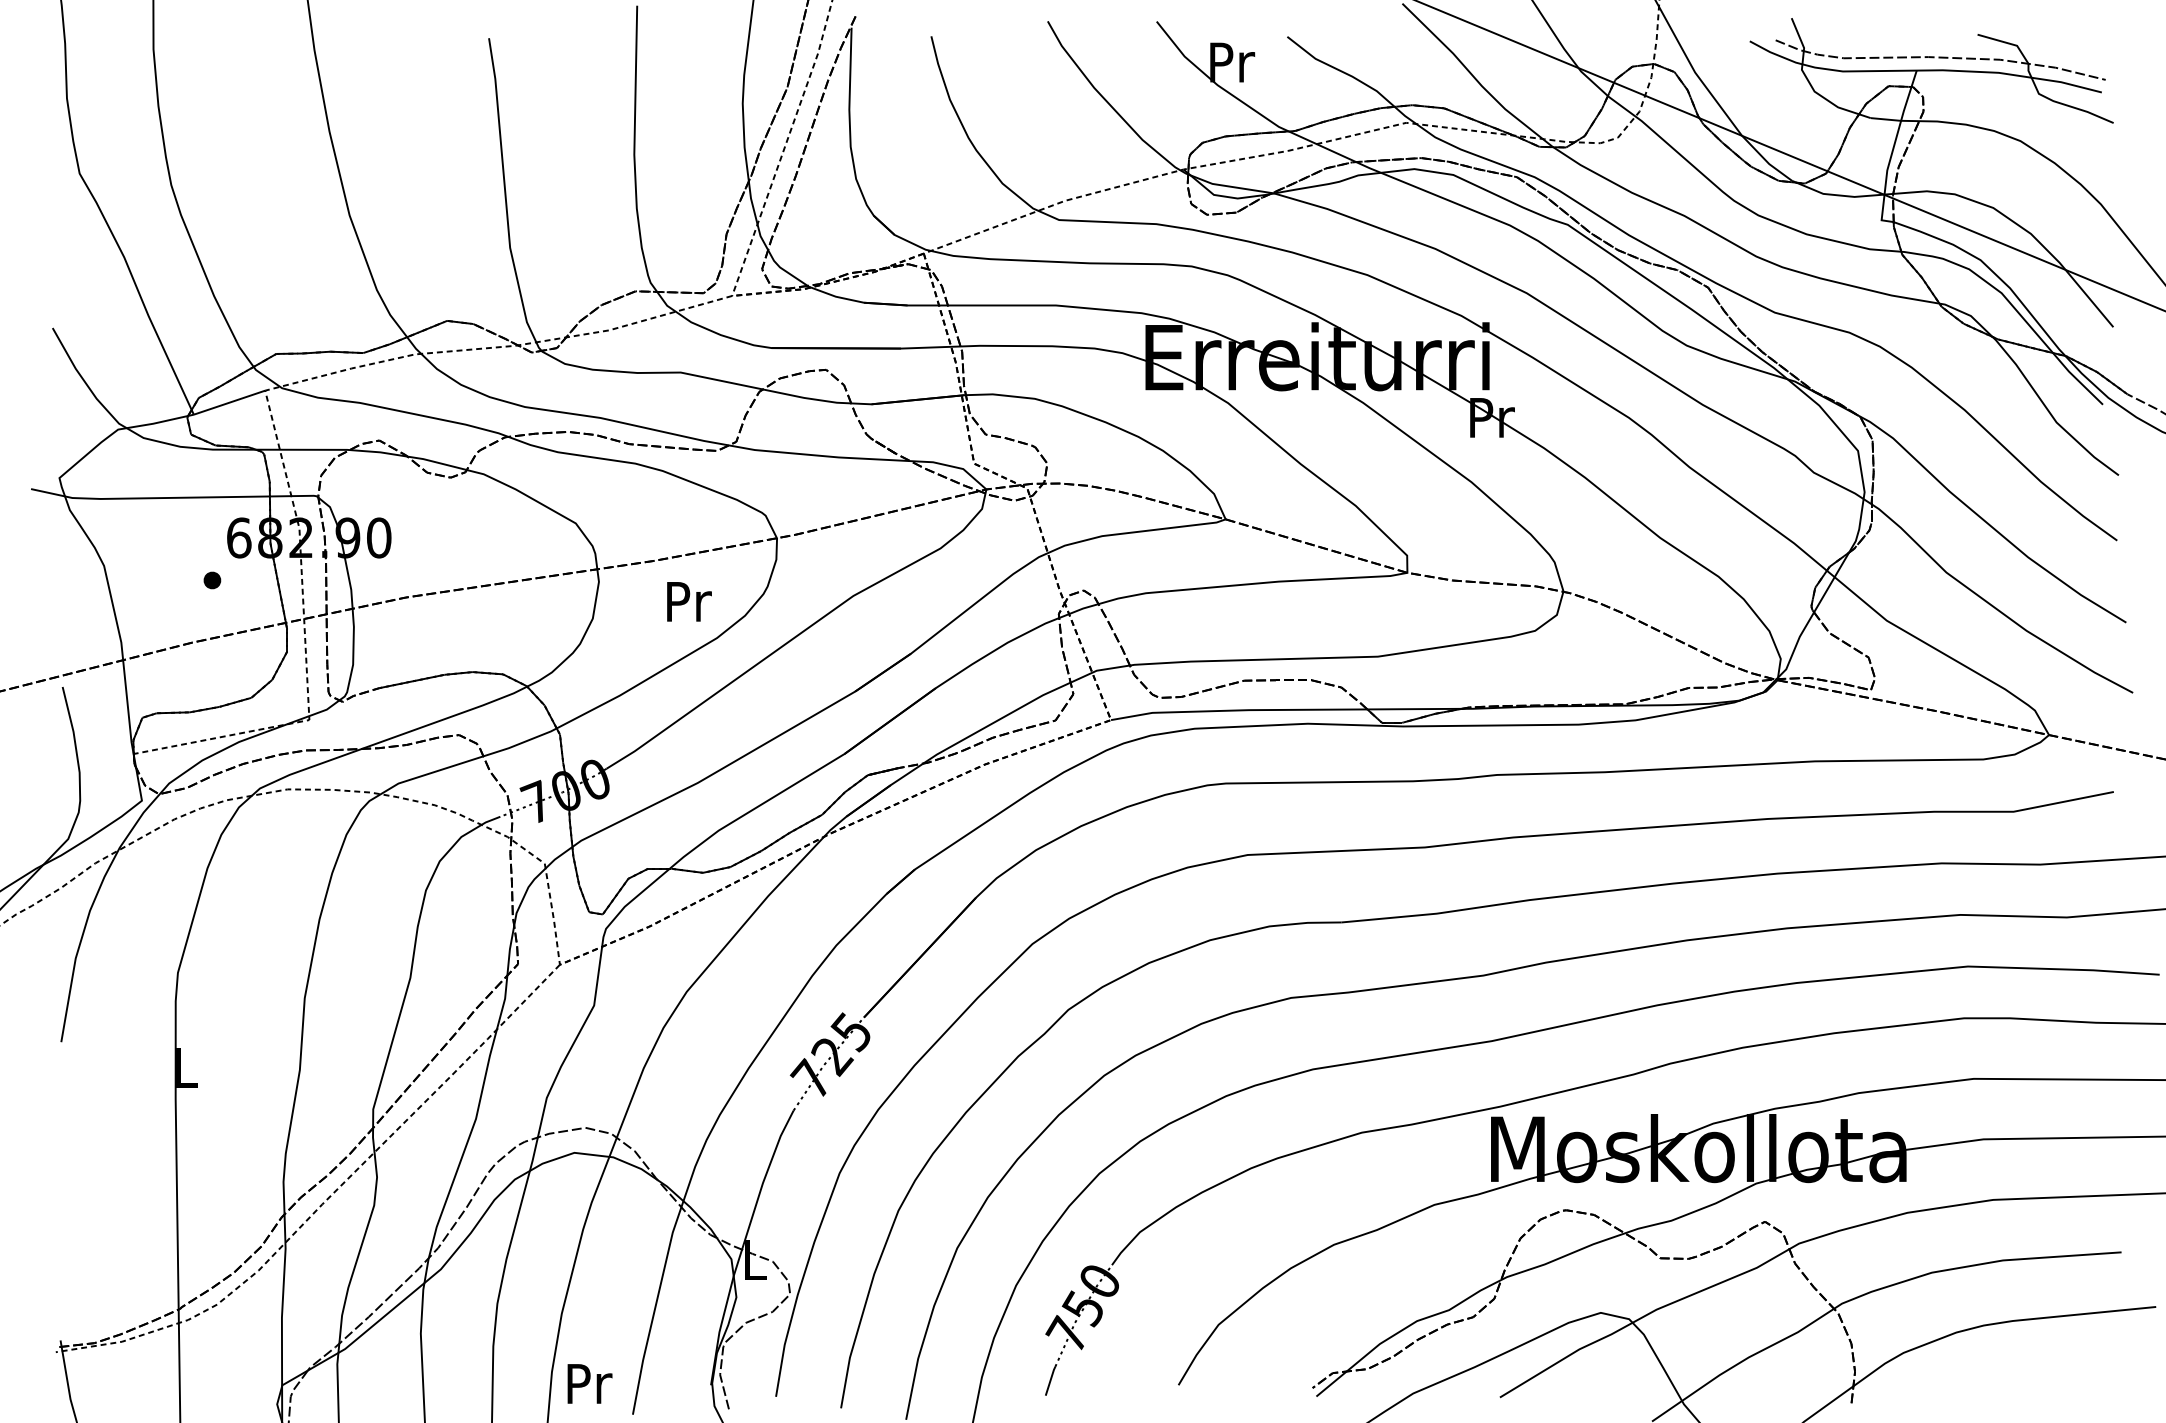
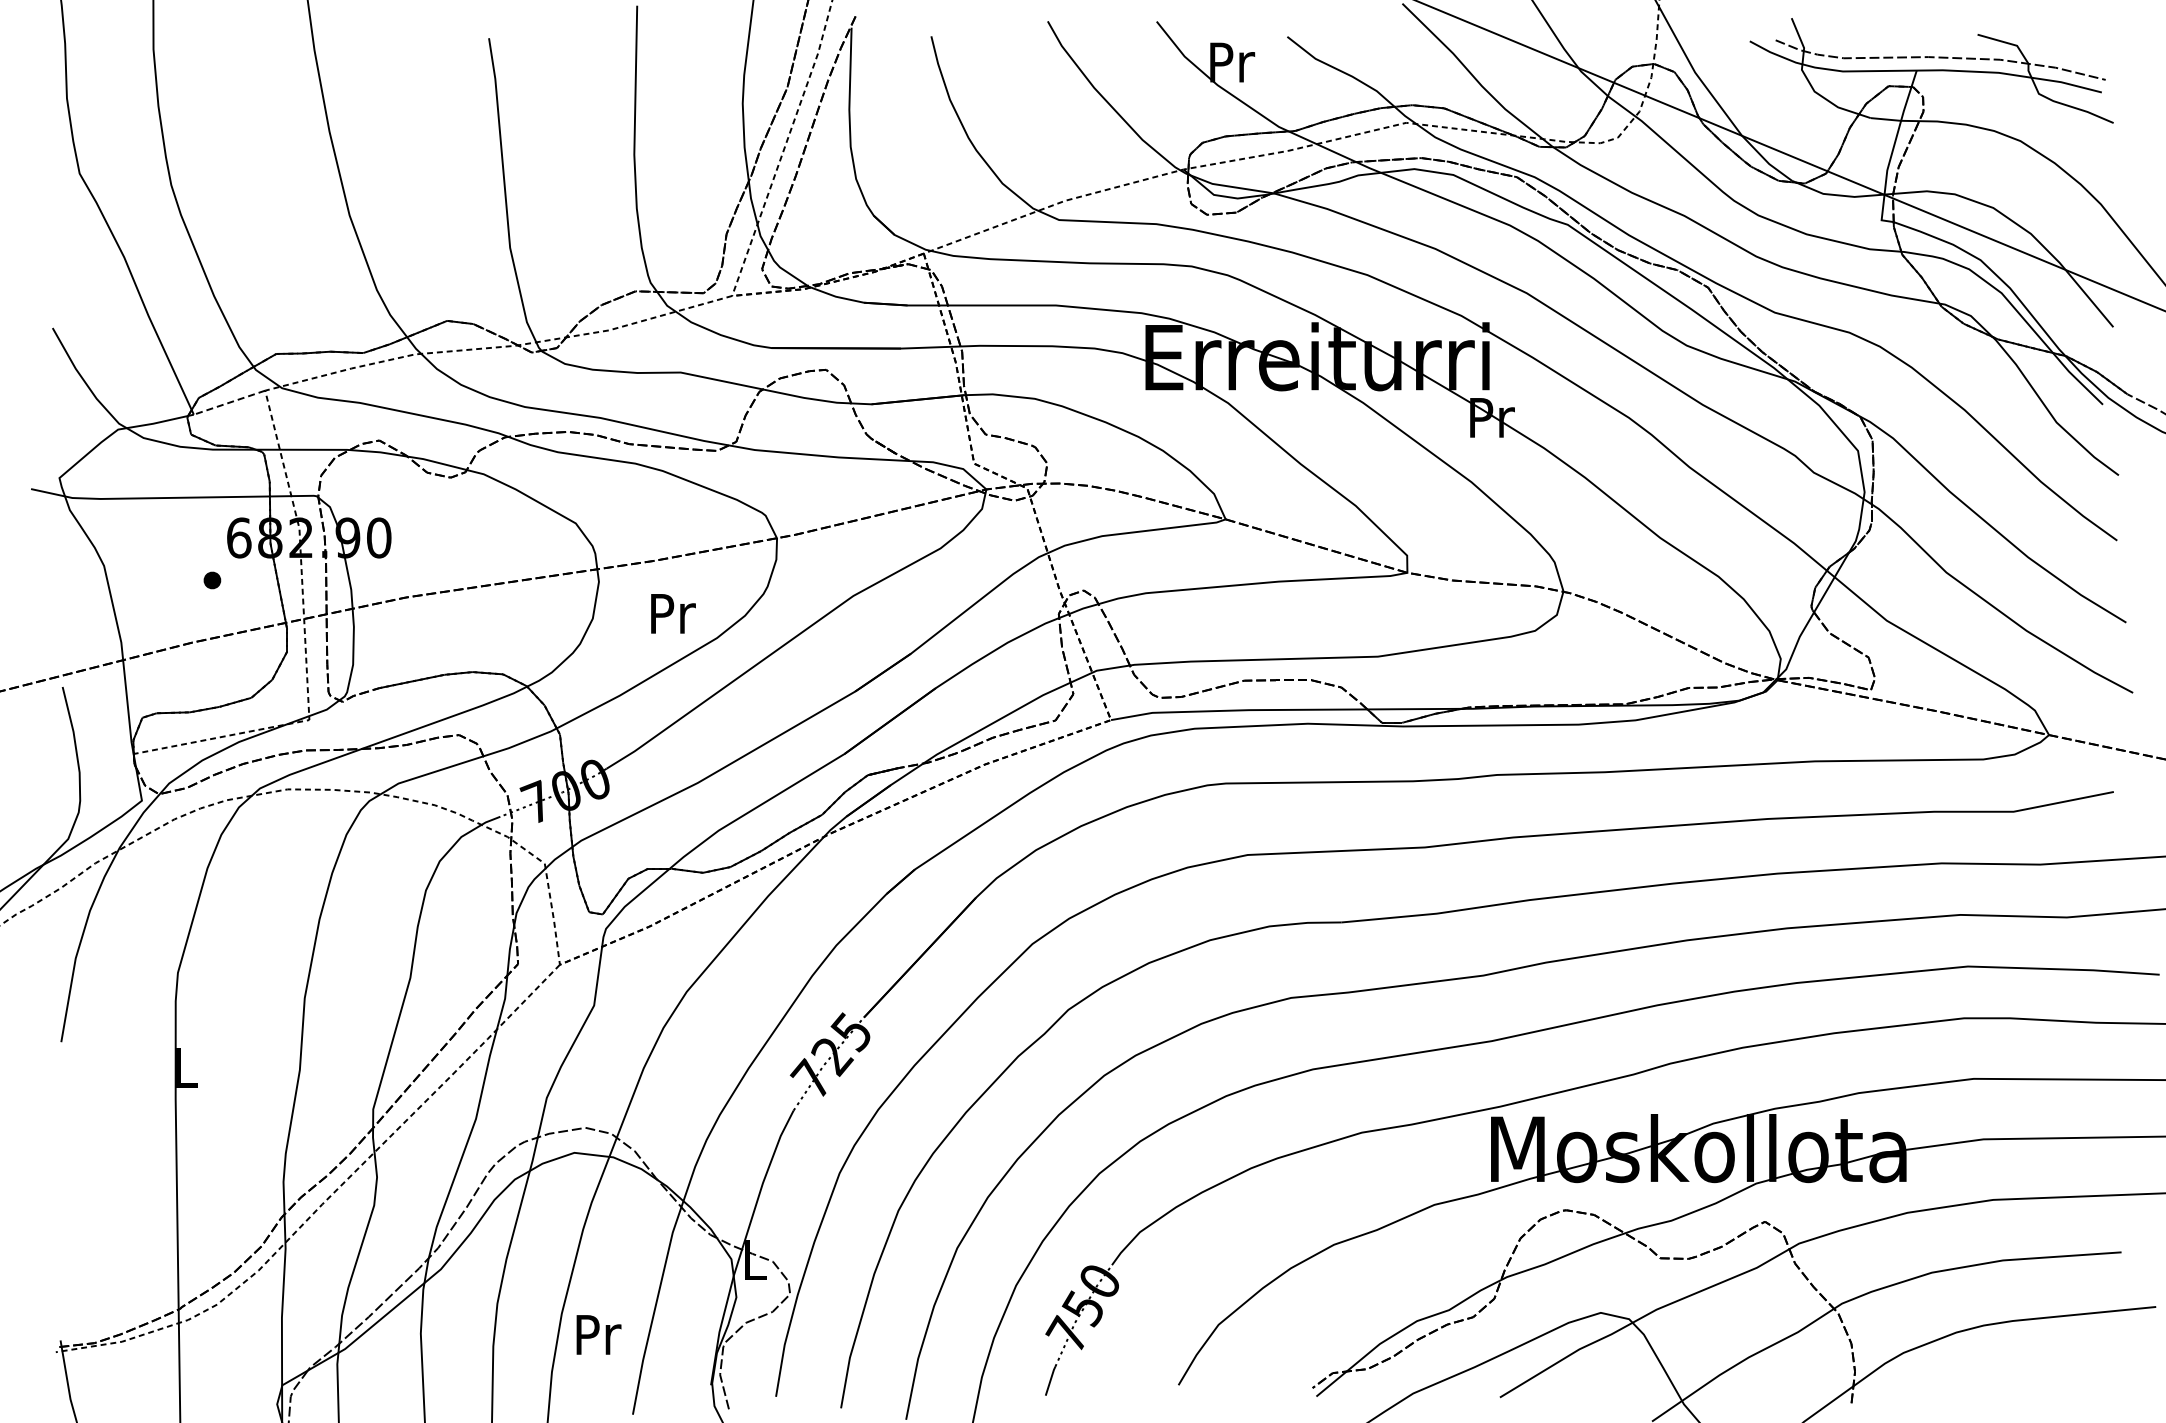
line: solid -> dashed (229, 402)
text position: (689, 601) -> (673, 613) (673, 613)
text position: (589, 1383) -> (598, 1334) (598, 1334)
